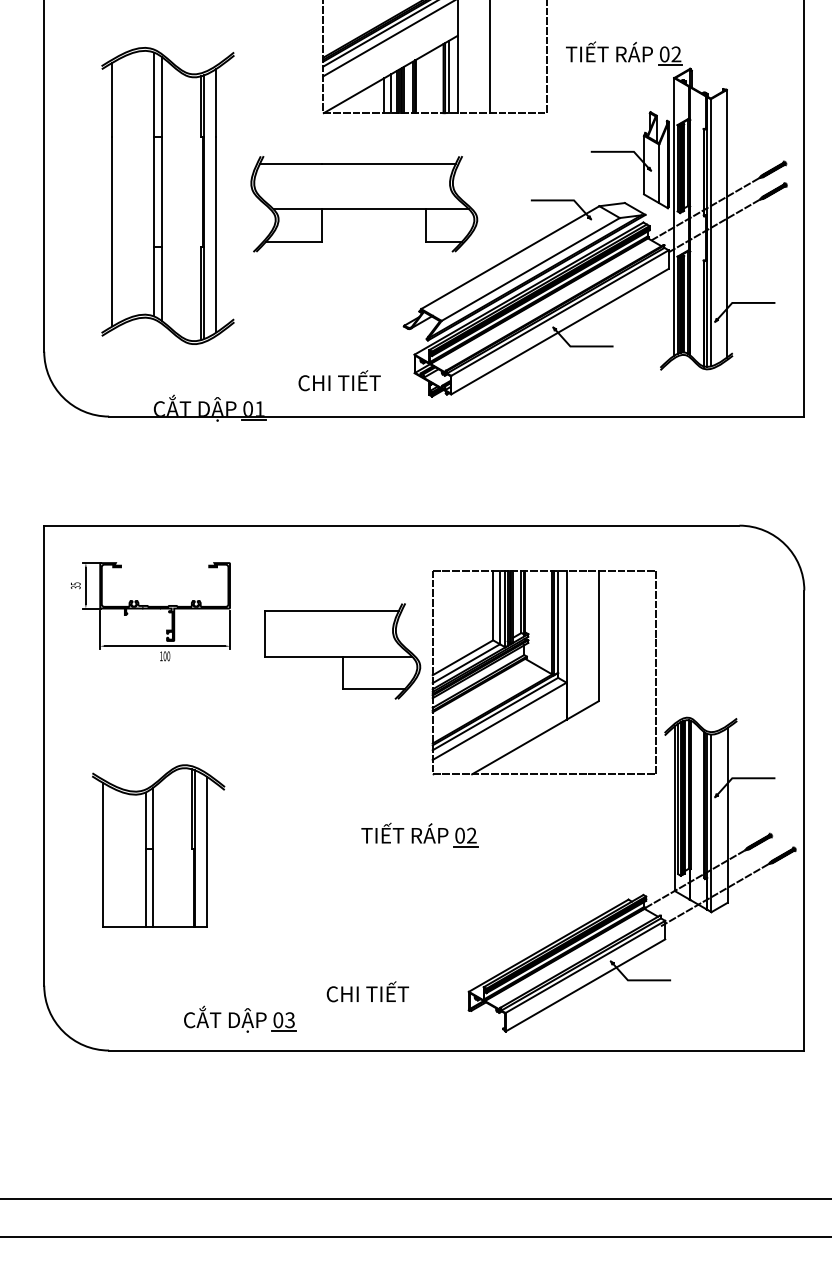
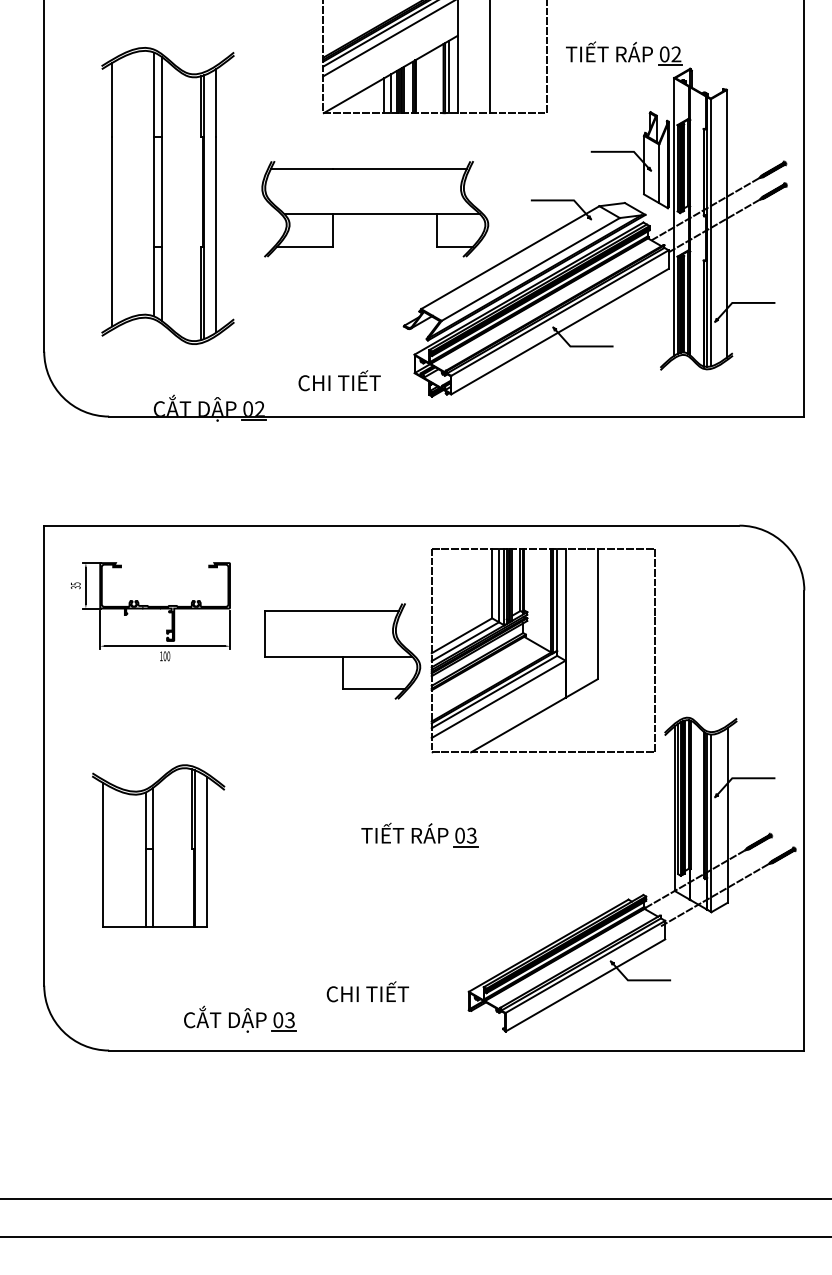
part position: (364, 204) -> (375, 209) (375, 209)
text: 01 -> 02 (259, 408)
part position: (543, 672) -> (542, 650) (542, 650)
text: 02 -> 03 (471, 835)
